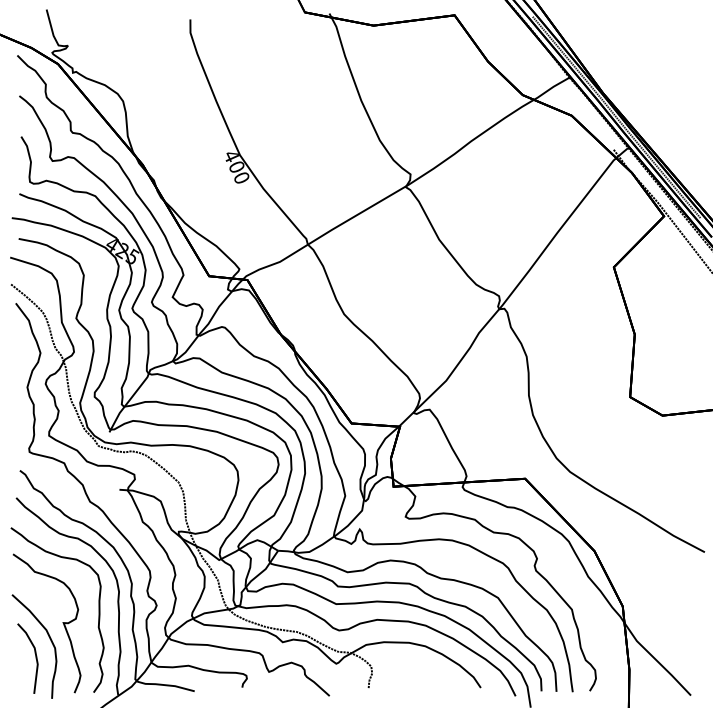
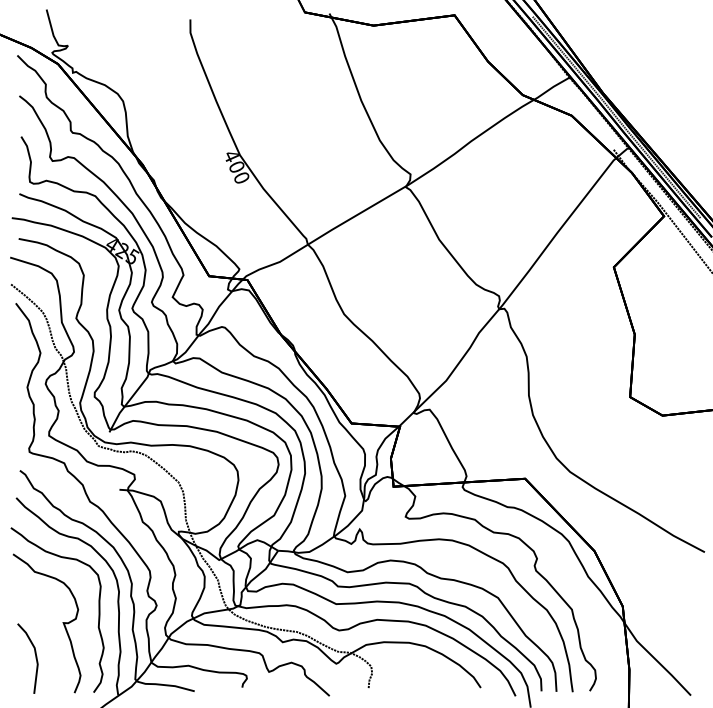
part: present -> none (49, 639)
